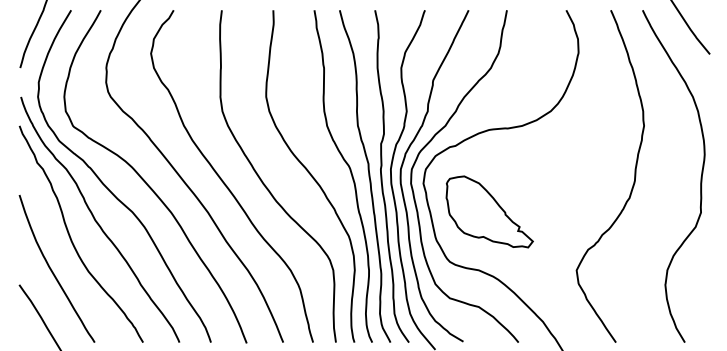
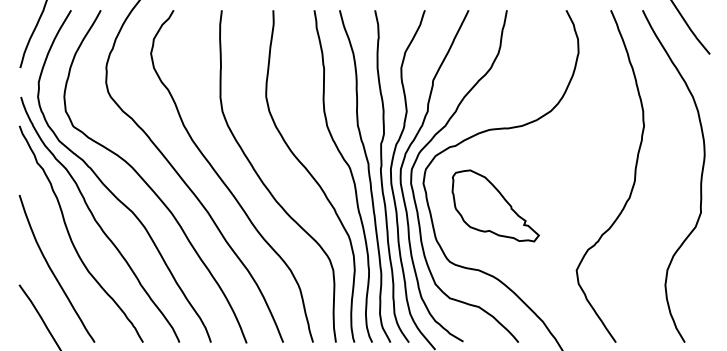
part position: (489, 211) -> (495, 205) (495, 205)
